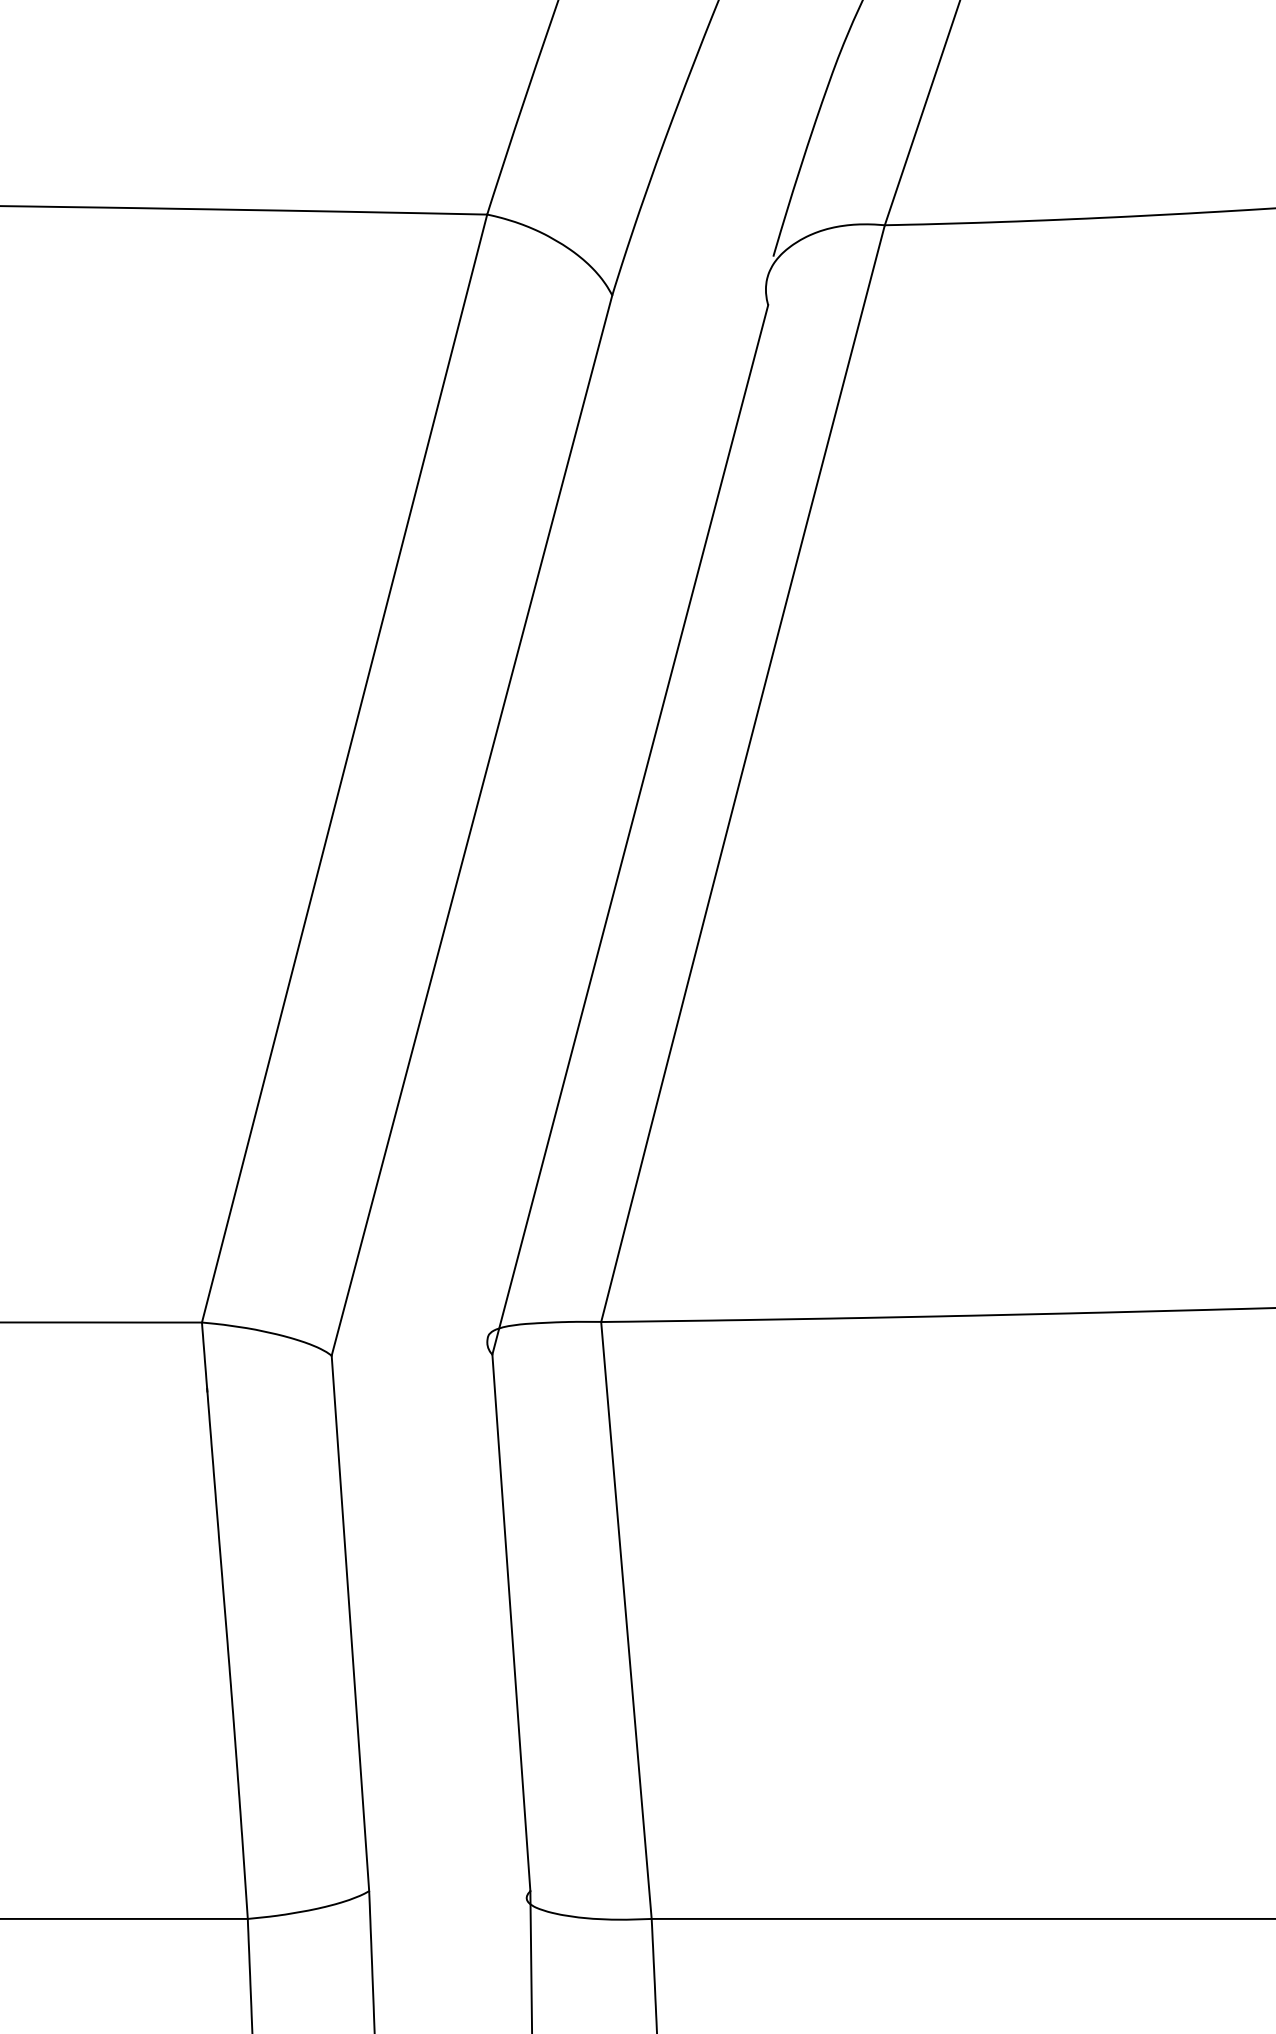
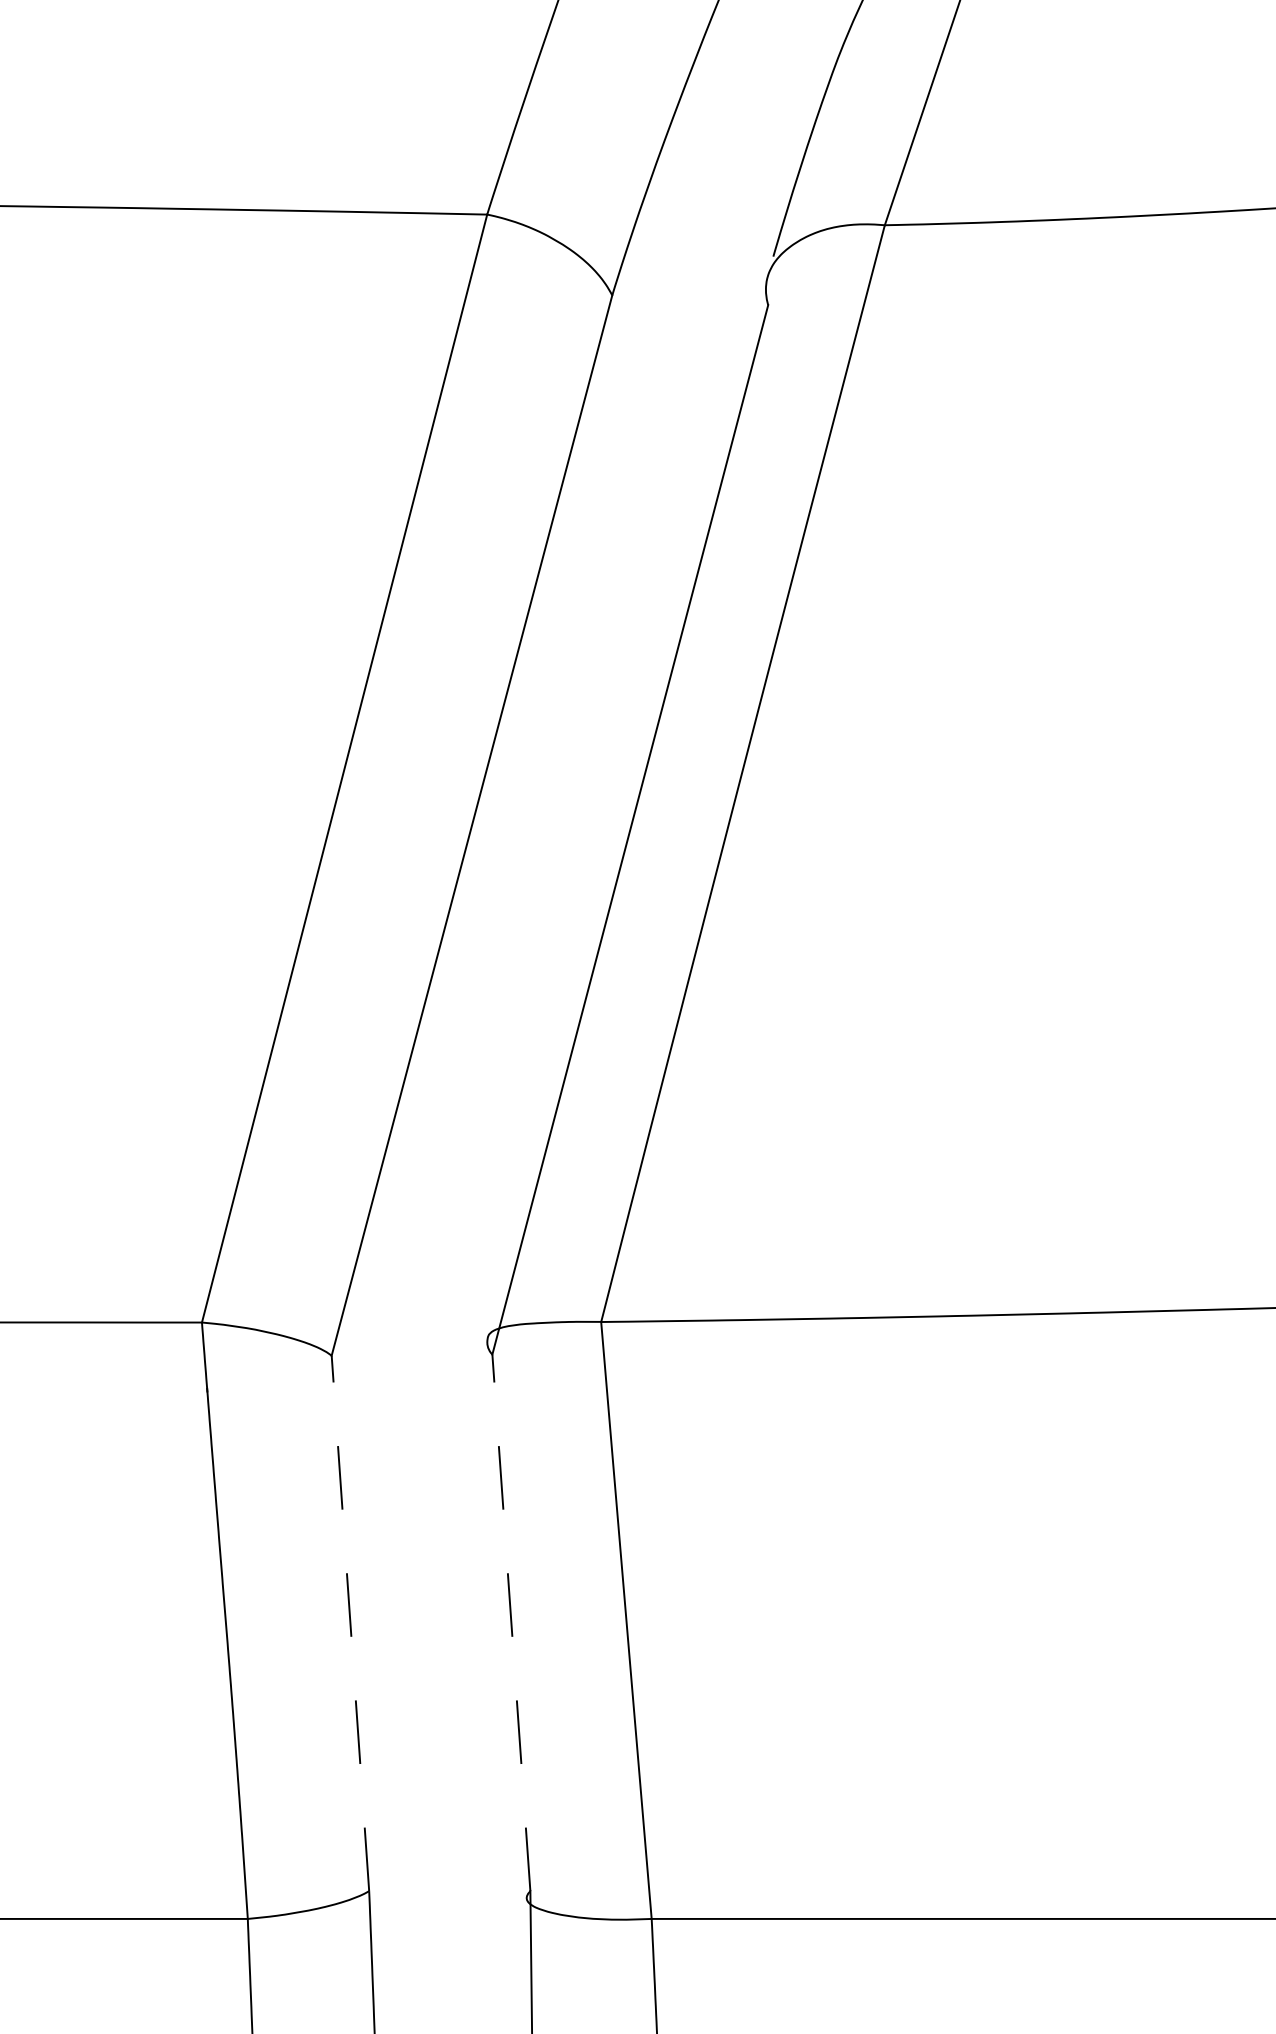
line: solid -> dashed (350, 1622)
line: solid -> dashed (511, 1622)
